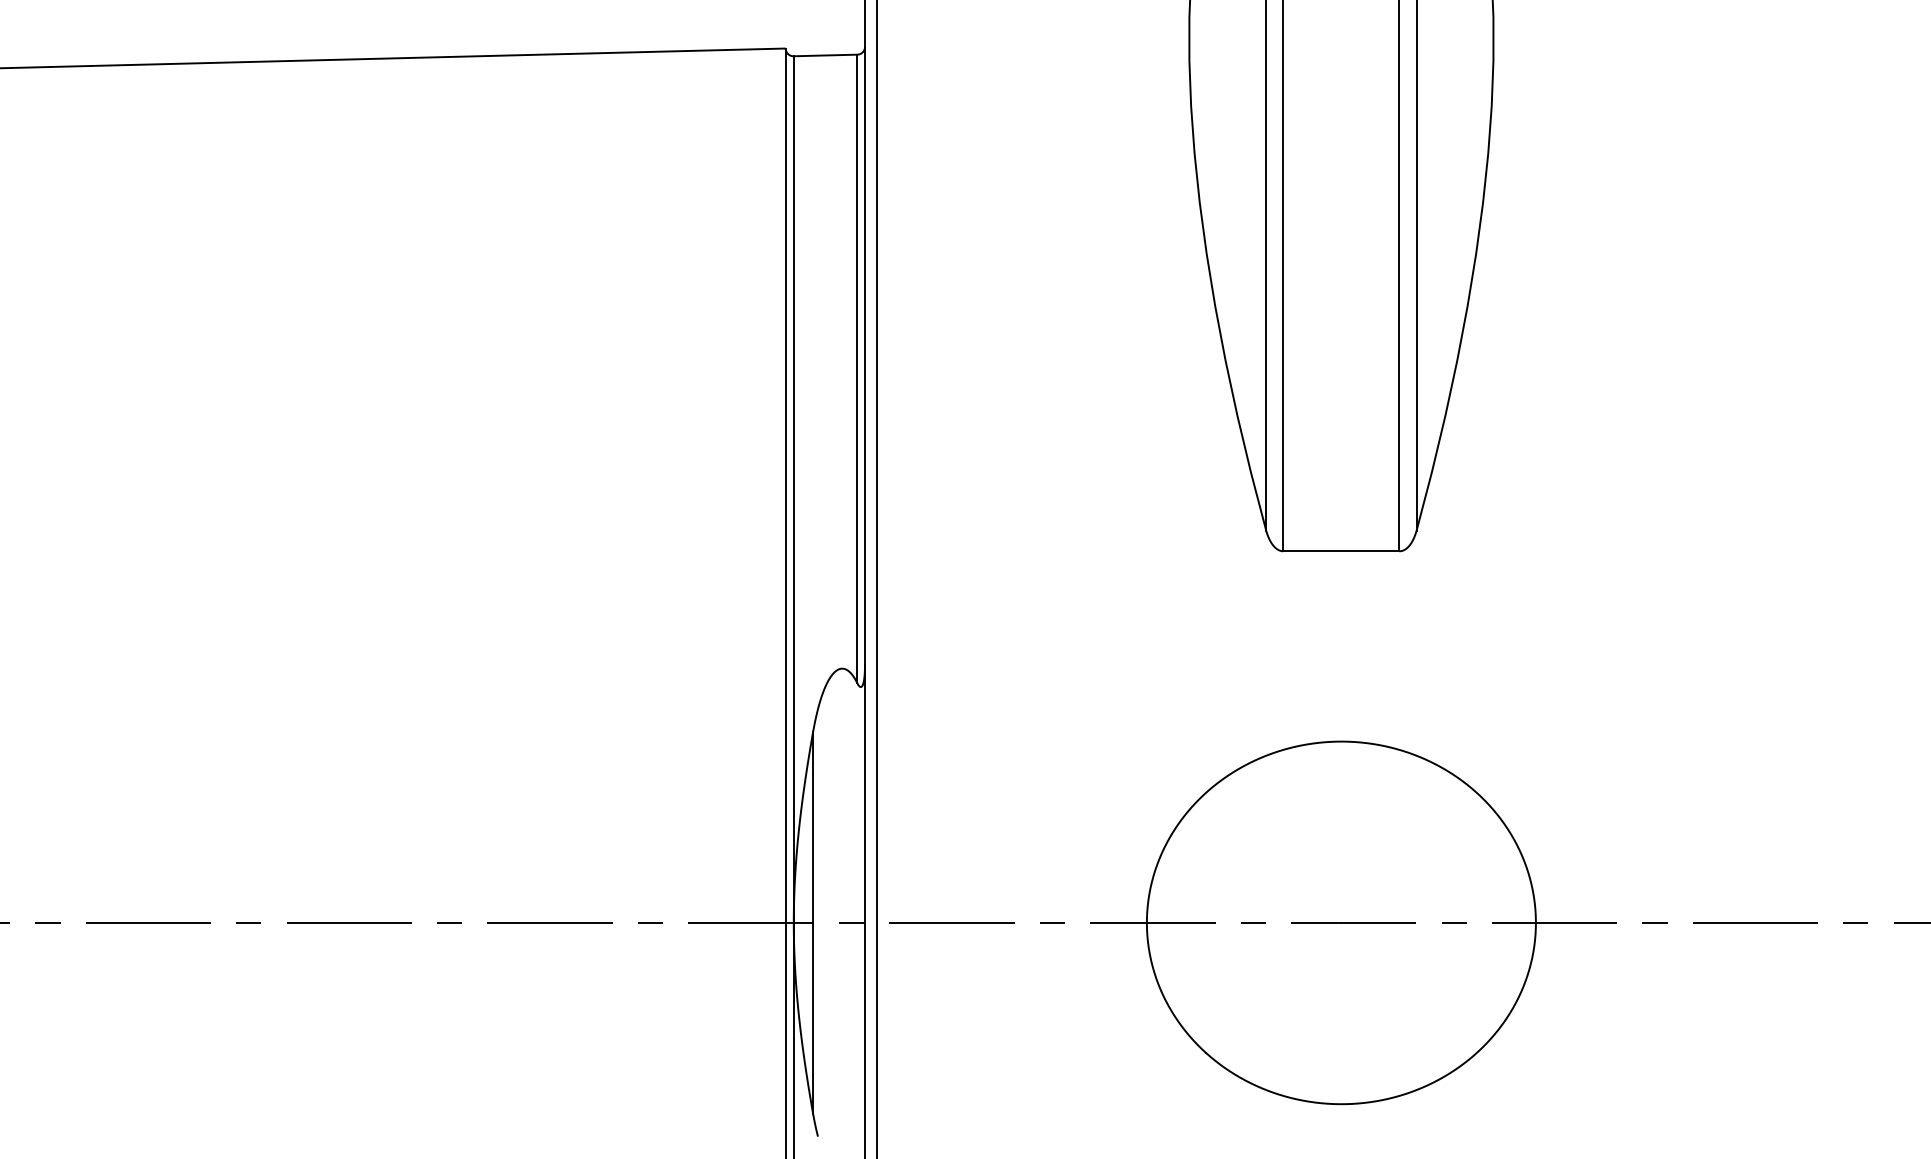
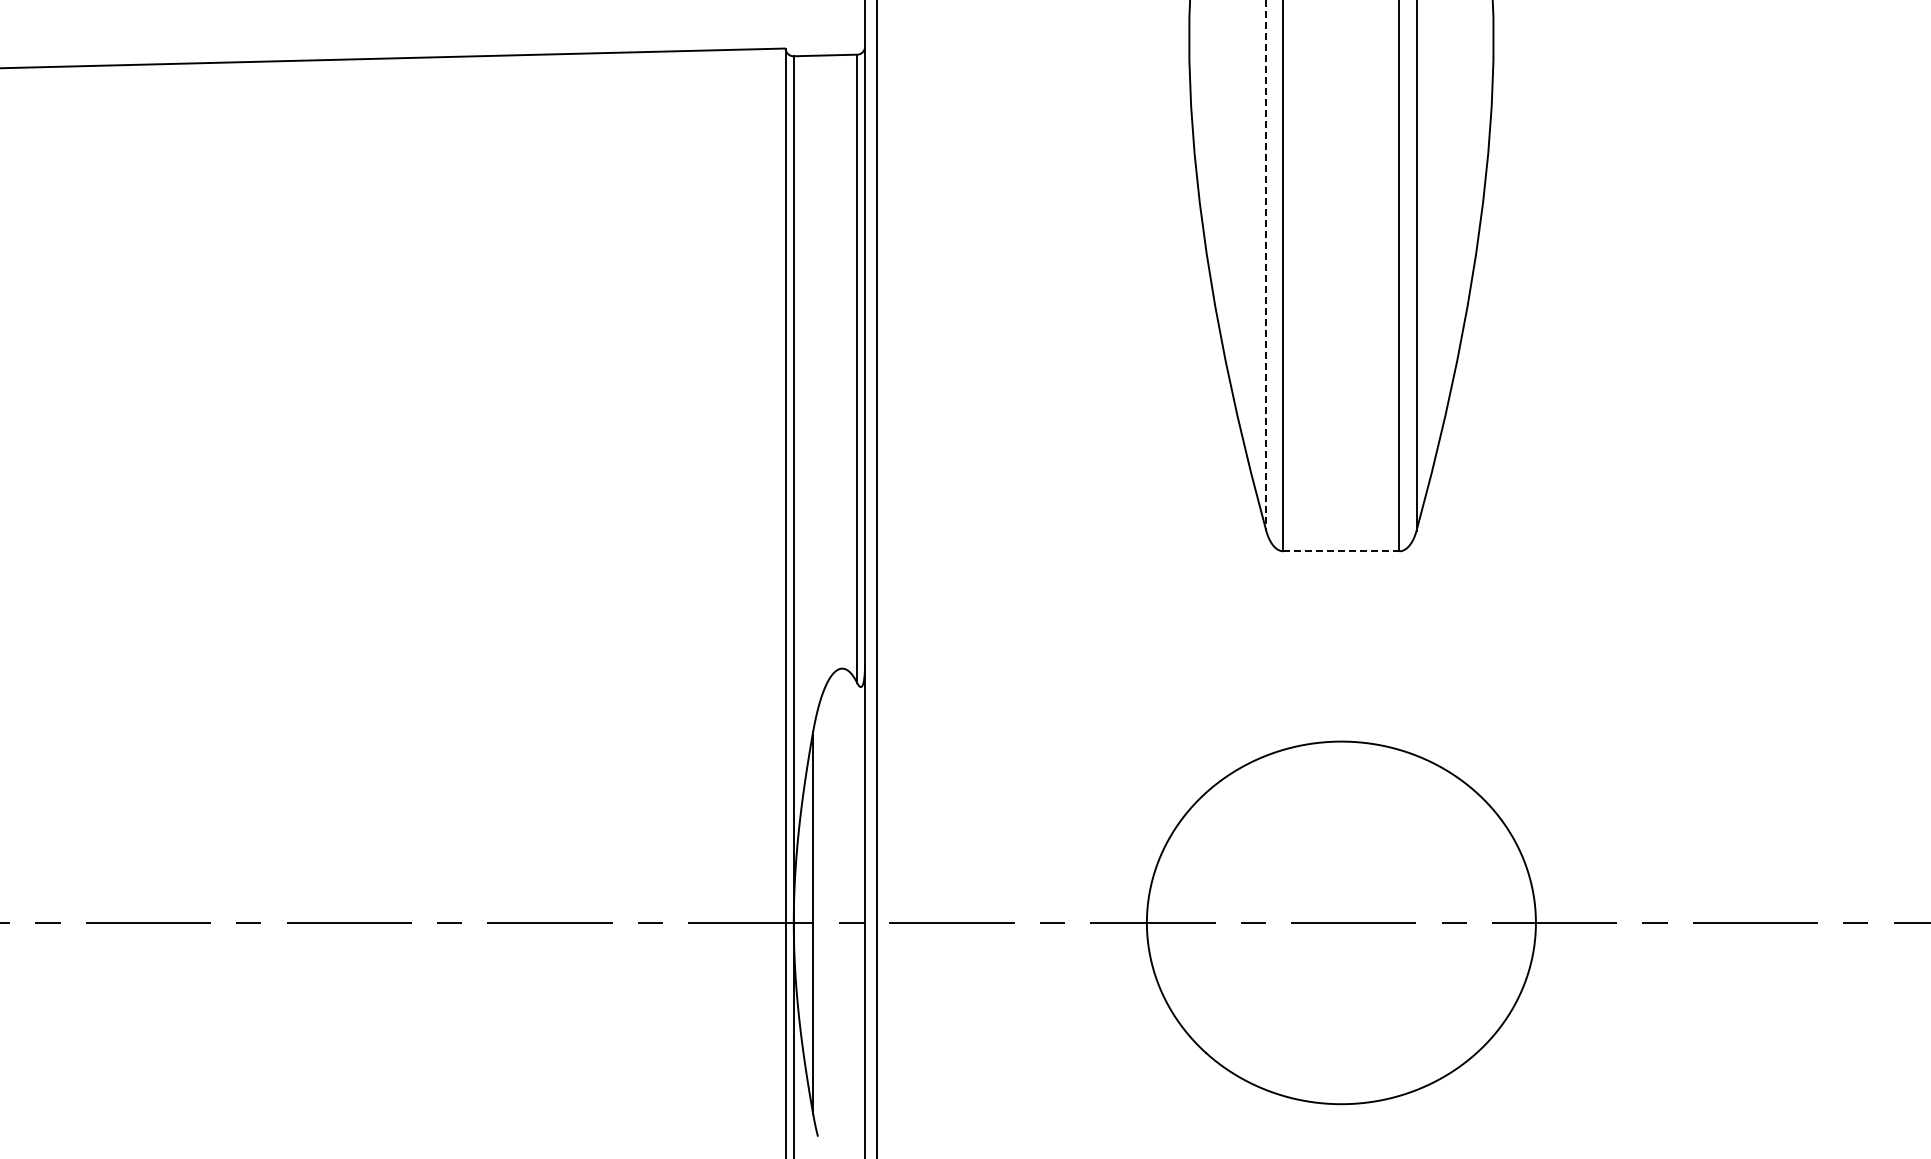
line: solid -> dashed (1266, 265)
line: solid -> dashed (1341, 551)
